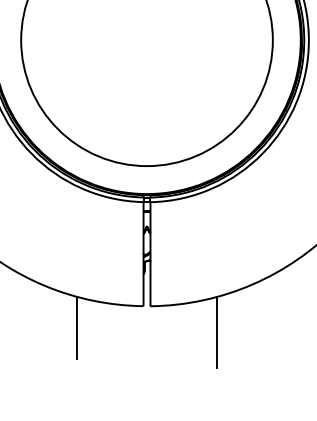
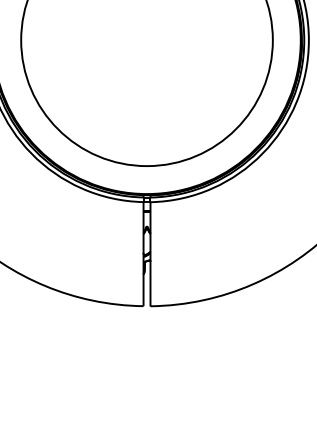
line: present -> none (77, 327)
line: present -> none (216, 332)
